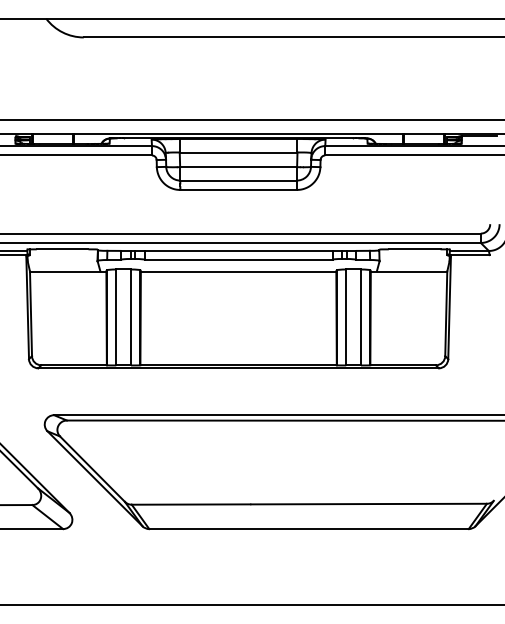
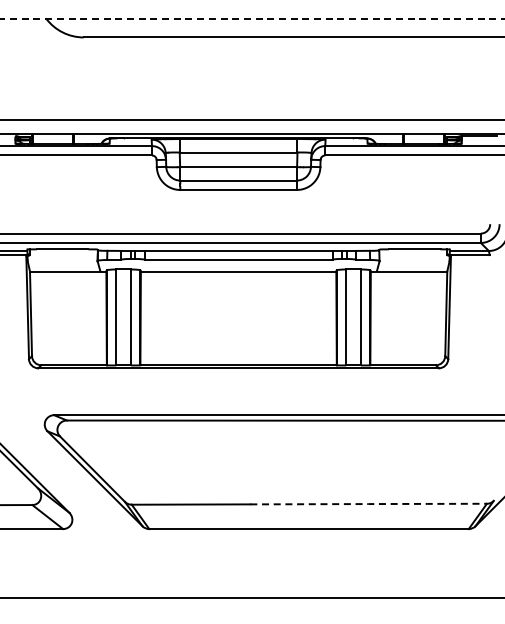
line: solid -> dashed (252, 18)
line: solid -> dashed (369, 504)
line position: (251, 605) -> (251, 598) (251, 598)
